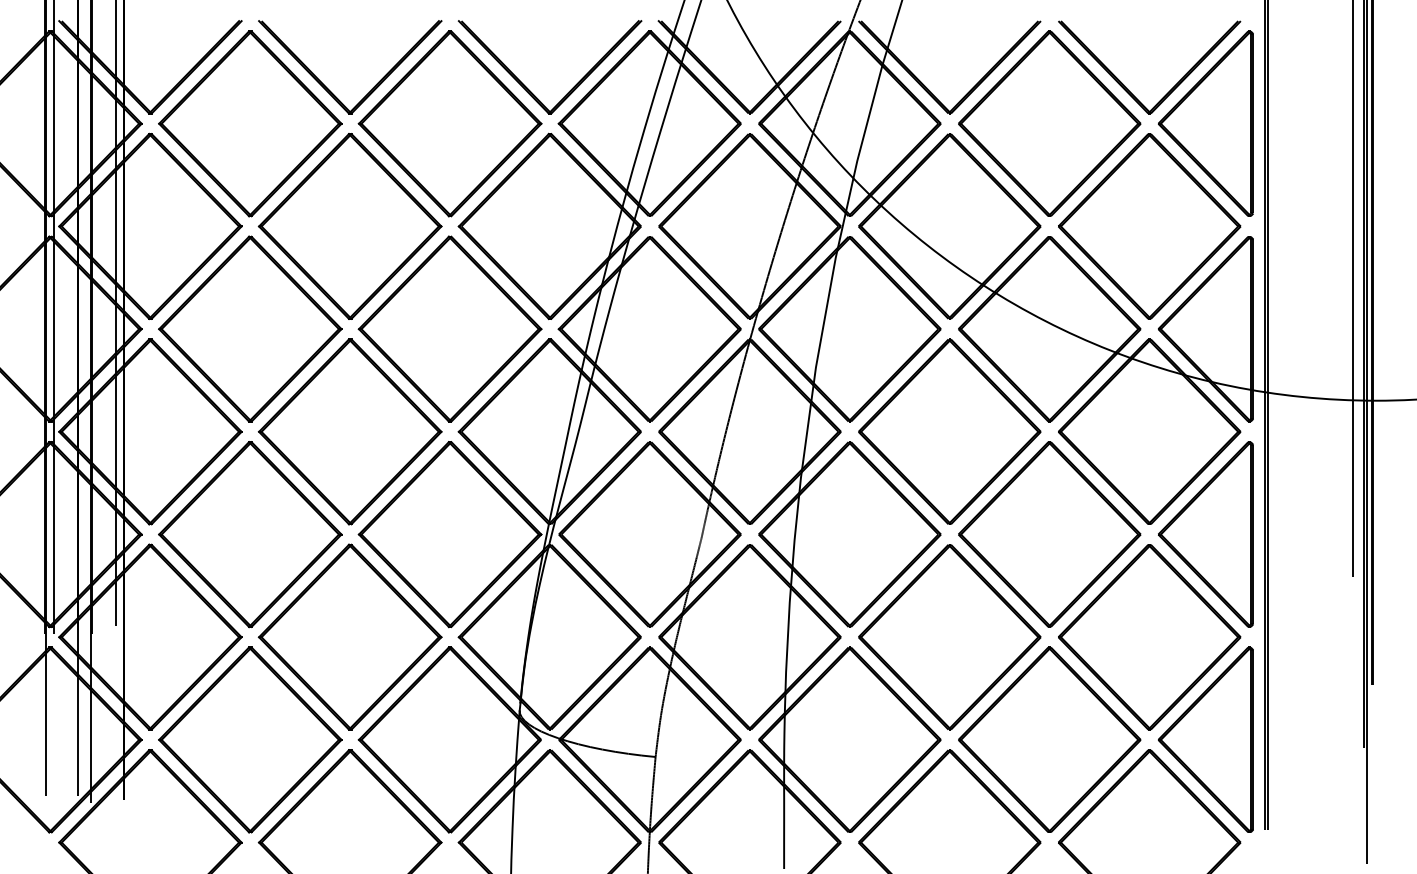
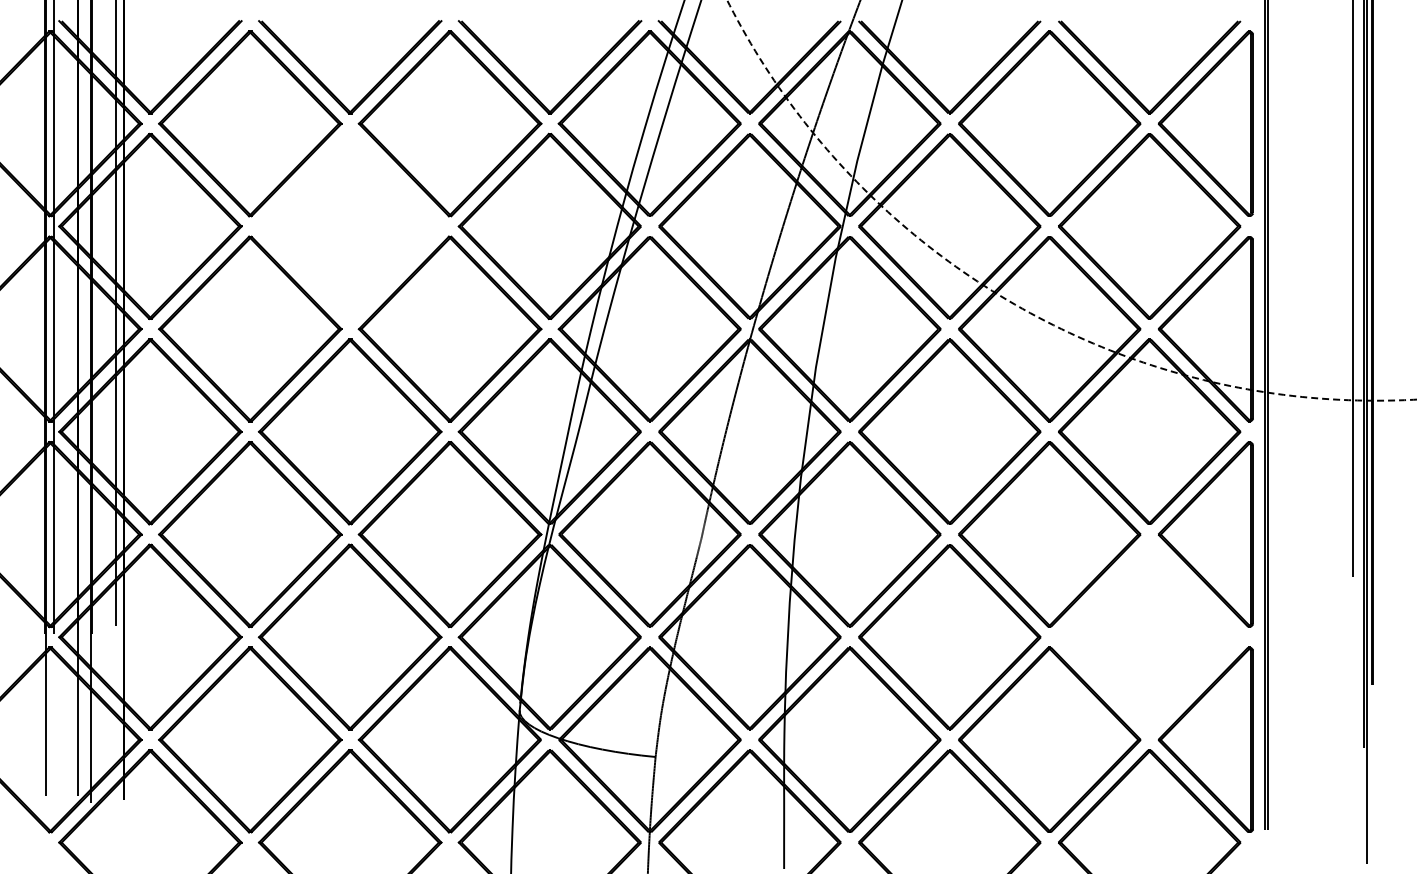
circle: solid -> dashed (1071, 200)
part: present -> none (349, 226)
part: present -> none (1149, 637)
